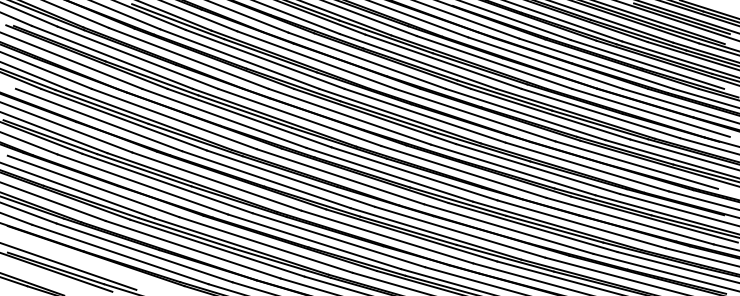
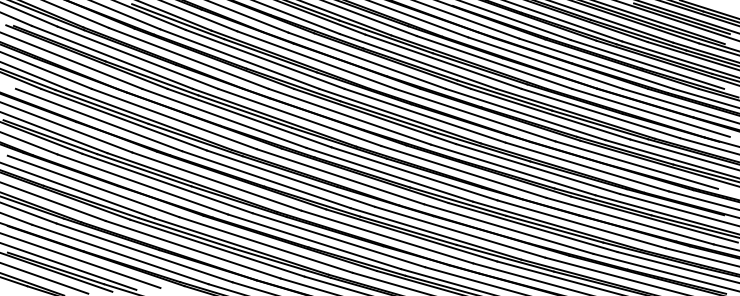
line: none -> present (81, 260)
line: none -> present (43, 277)
